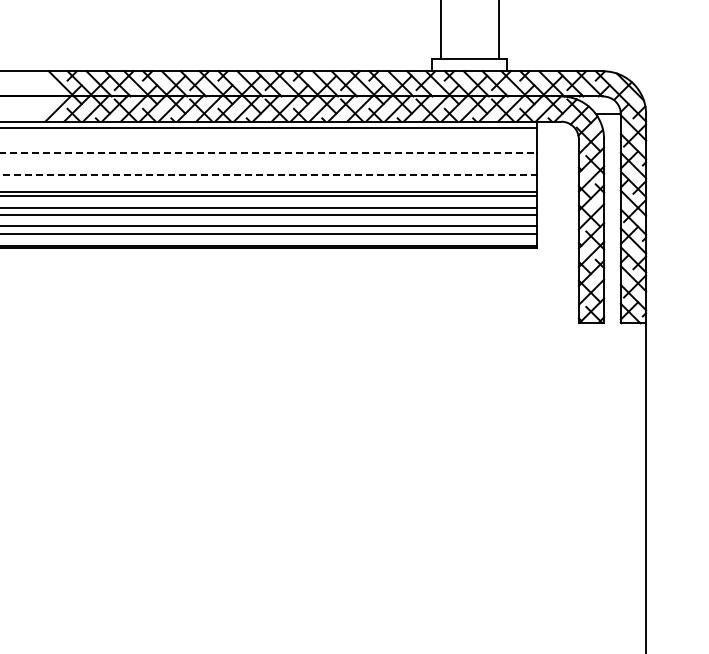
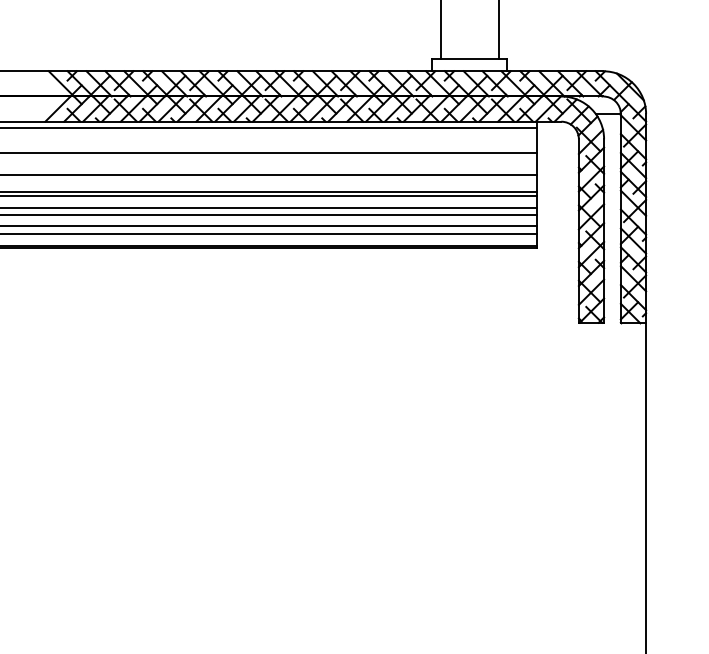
line: dashed -> solid (268, 152)
line: dashed -> solid (268, 175)
